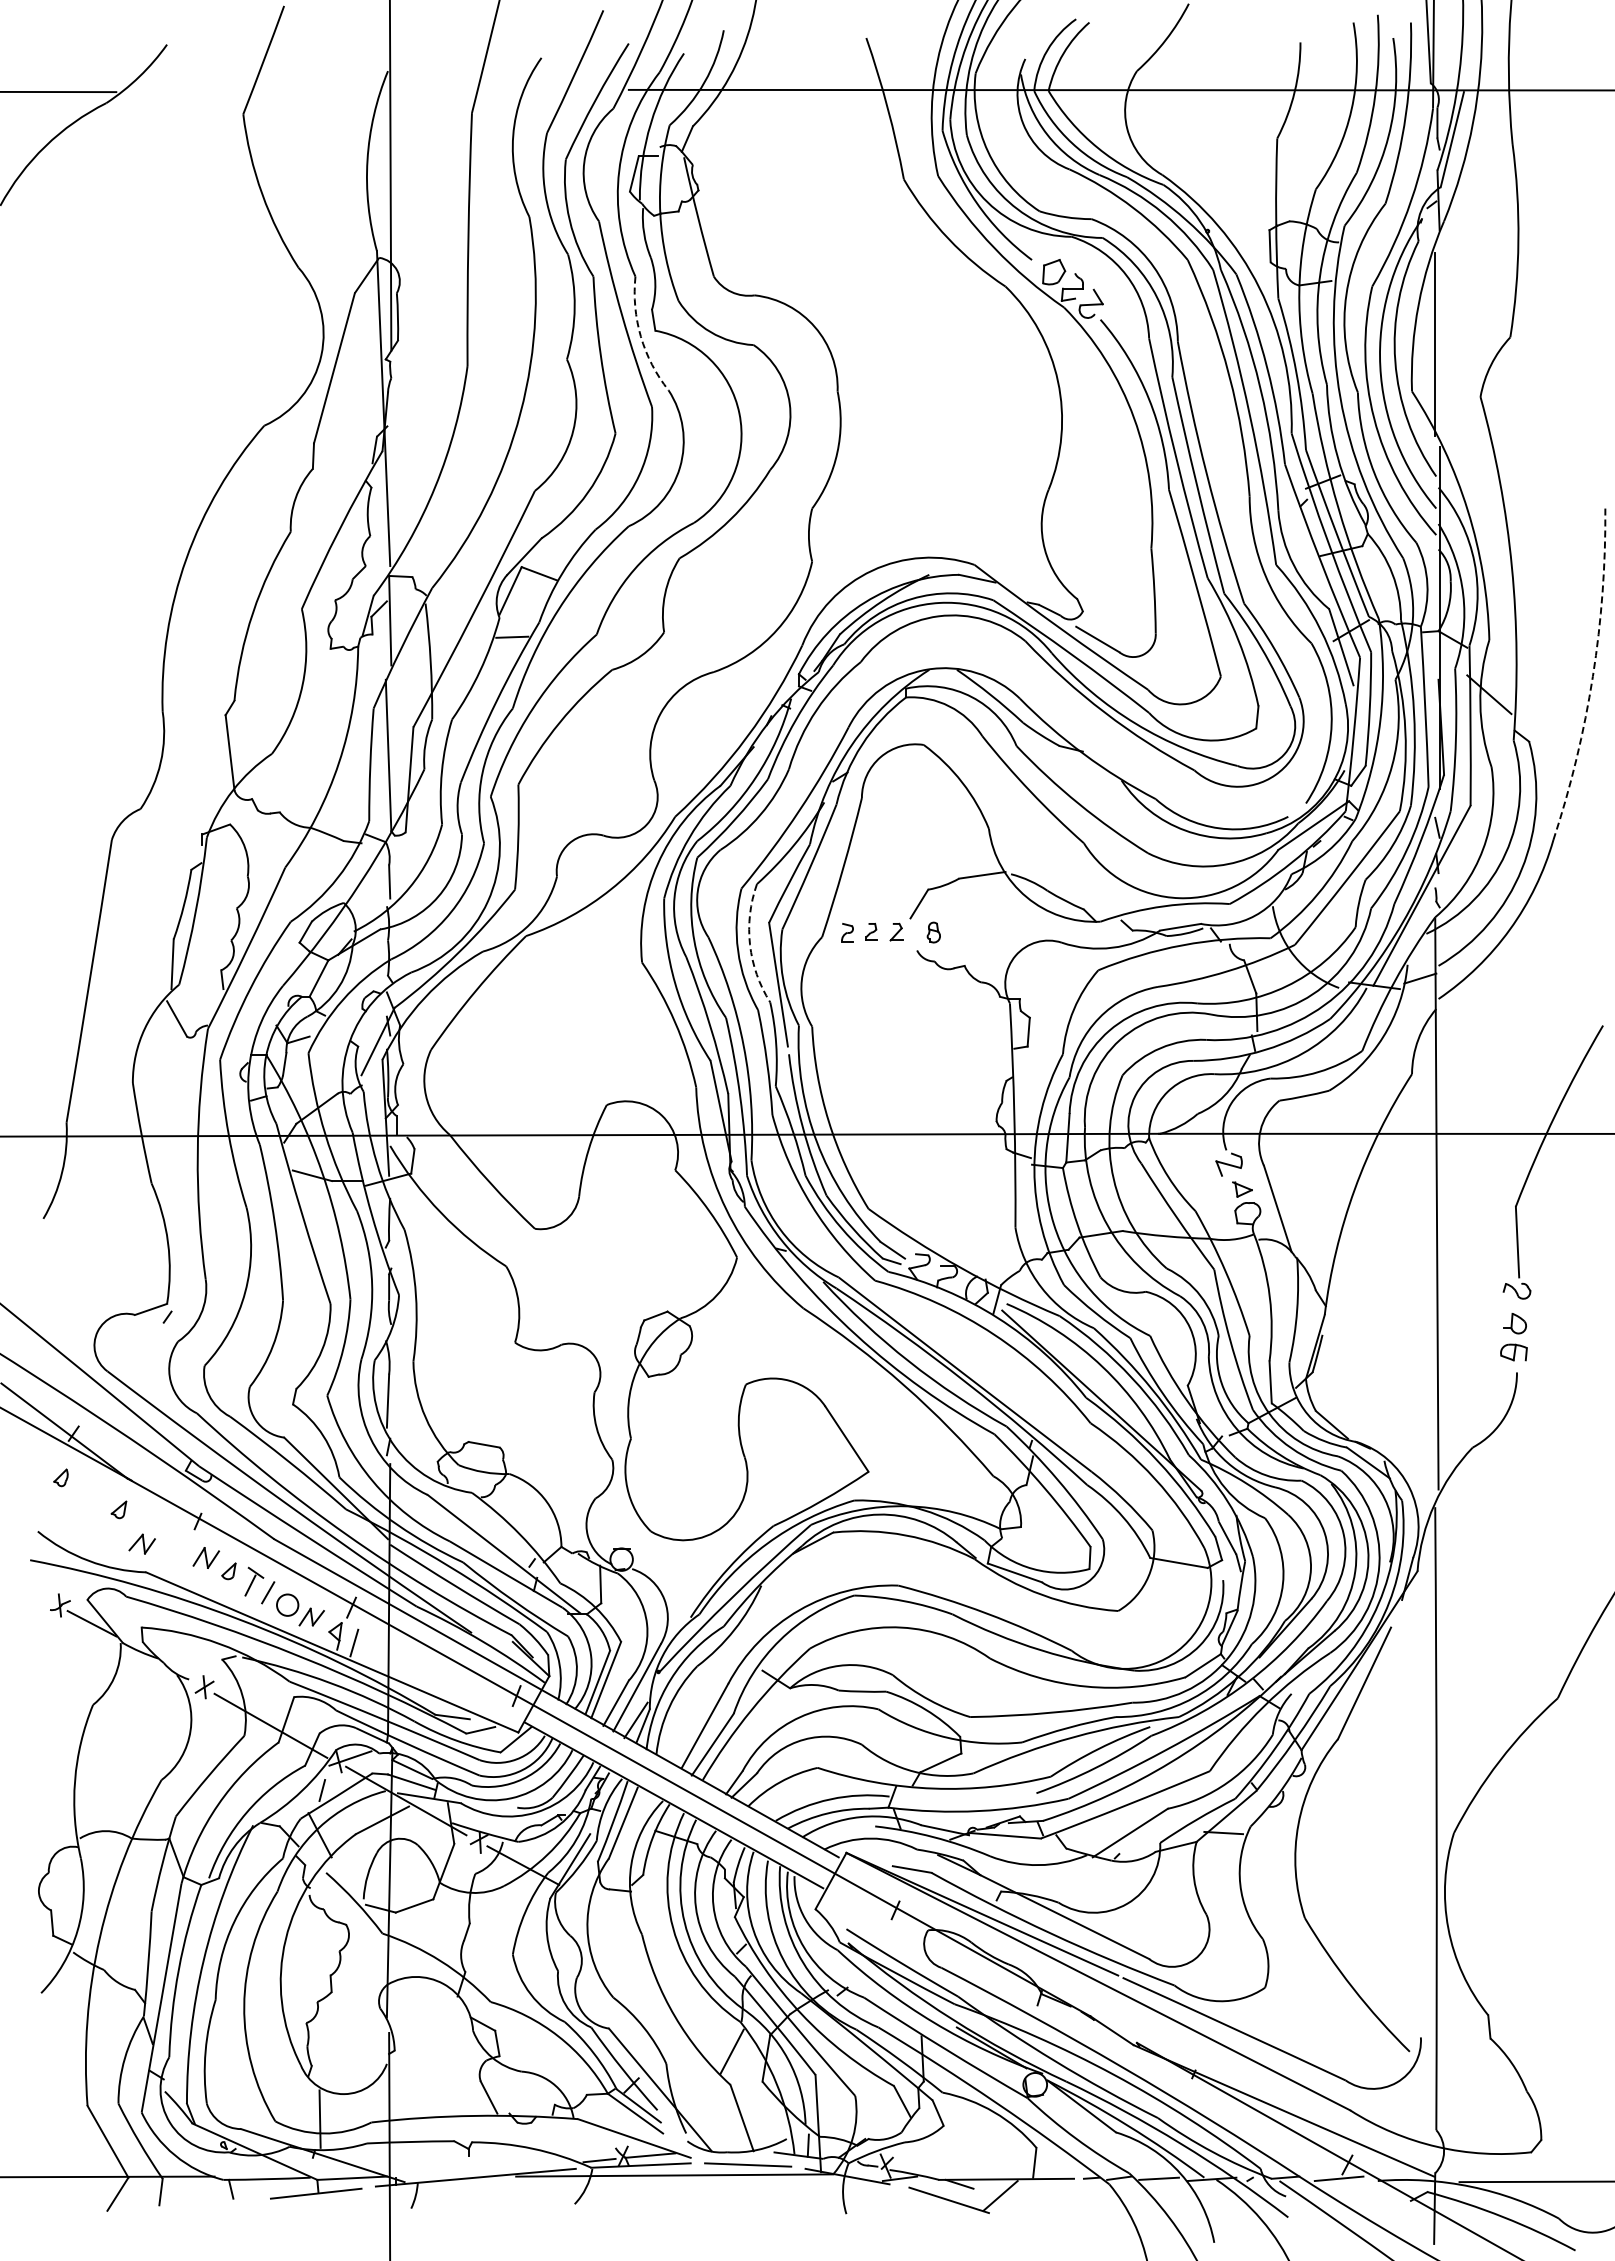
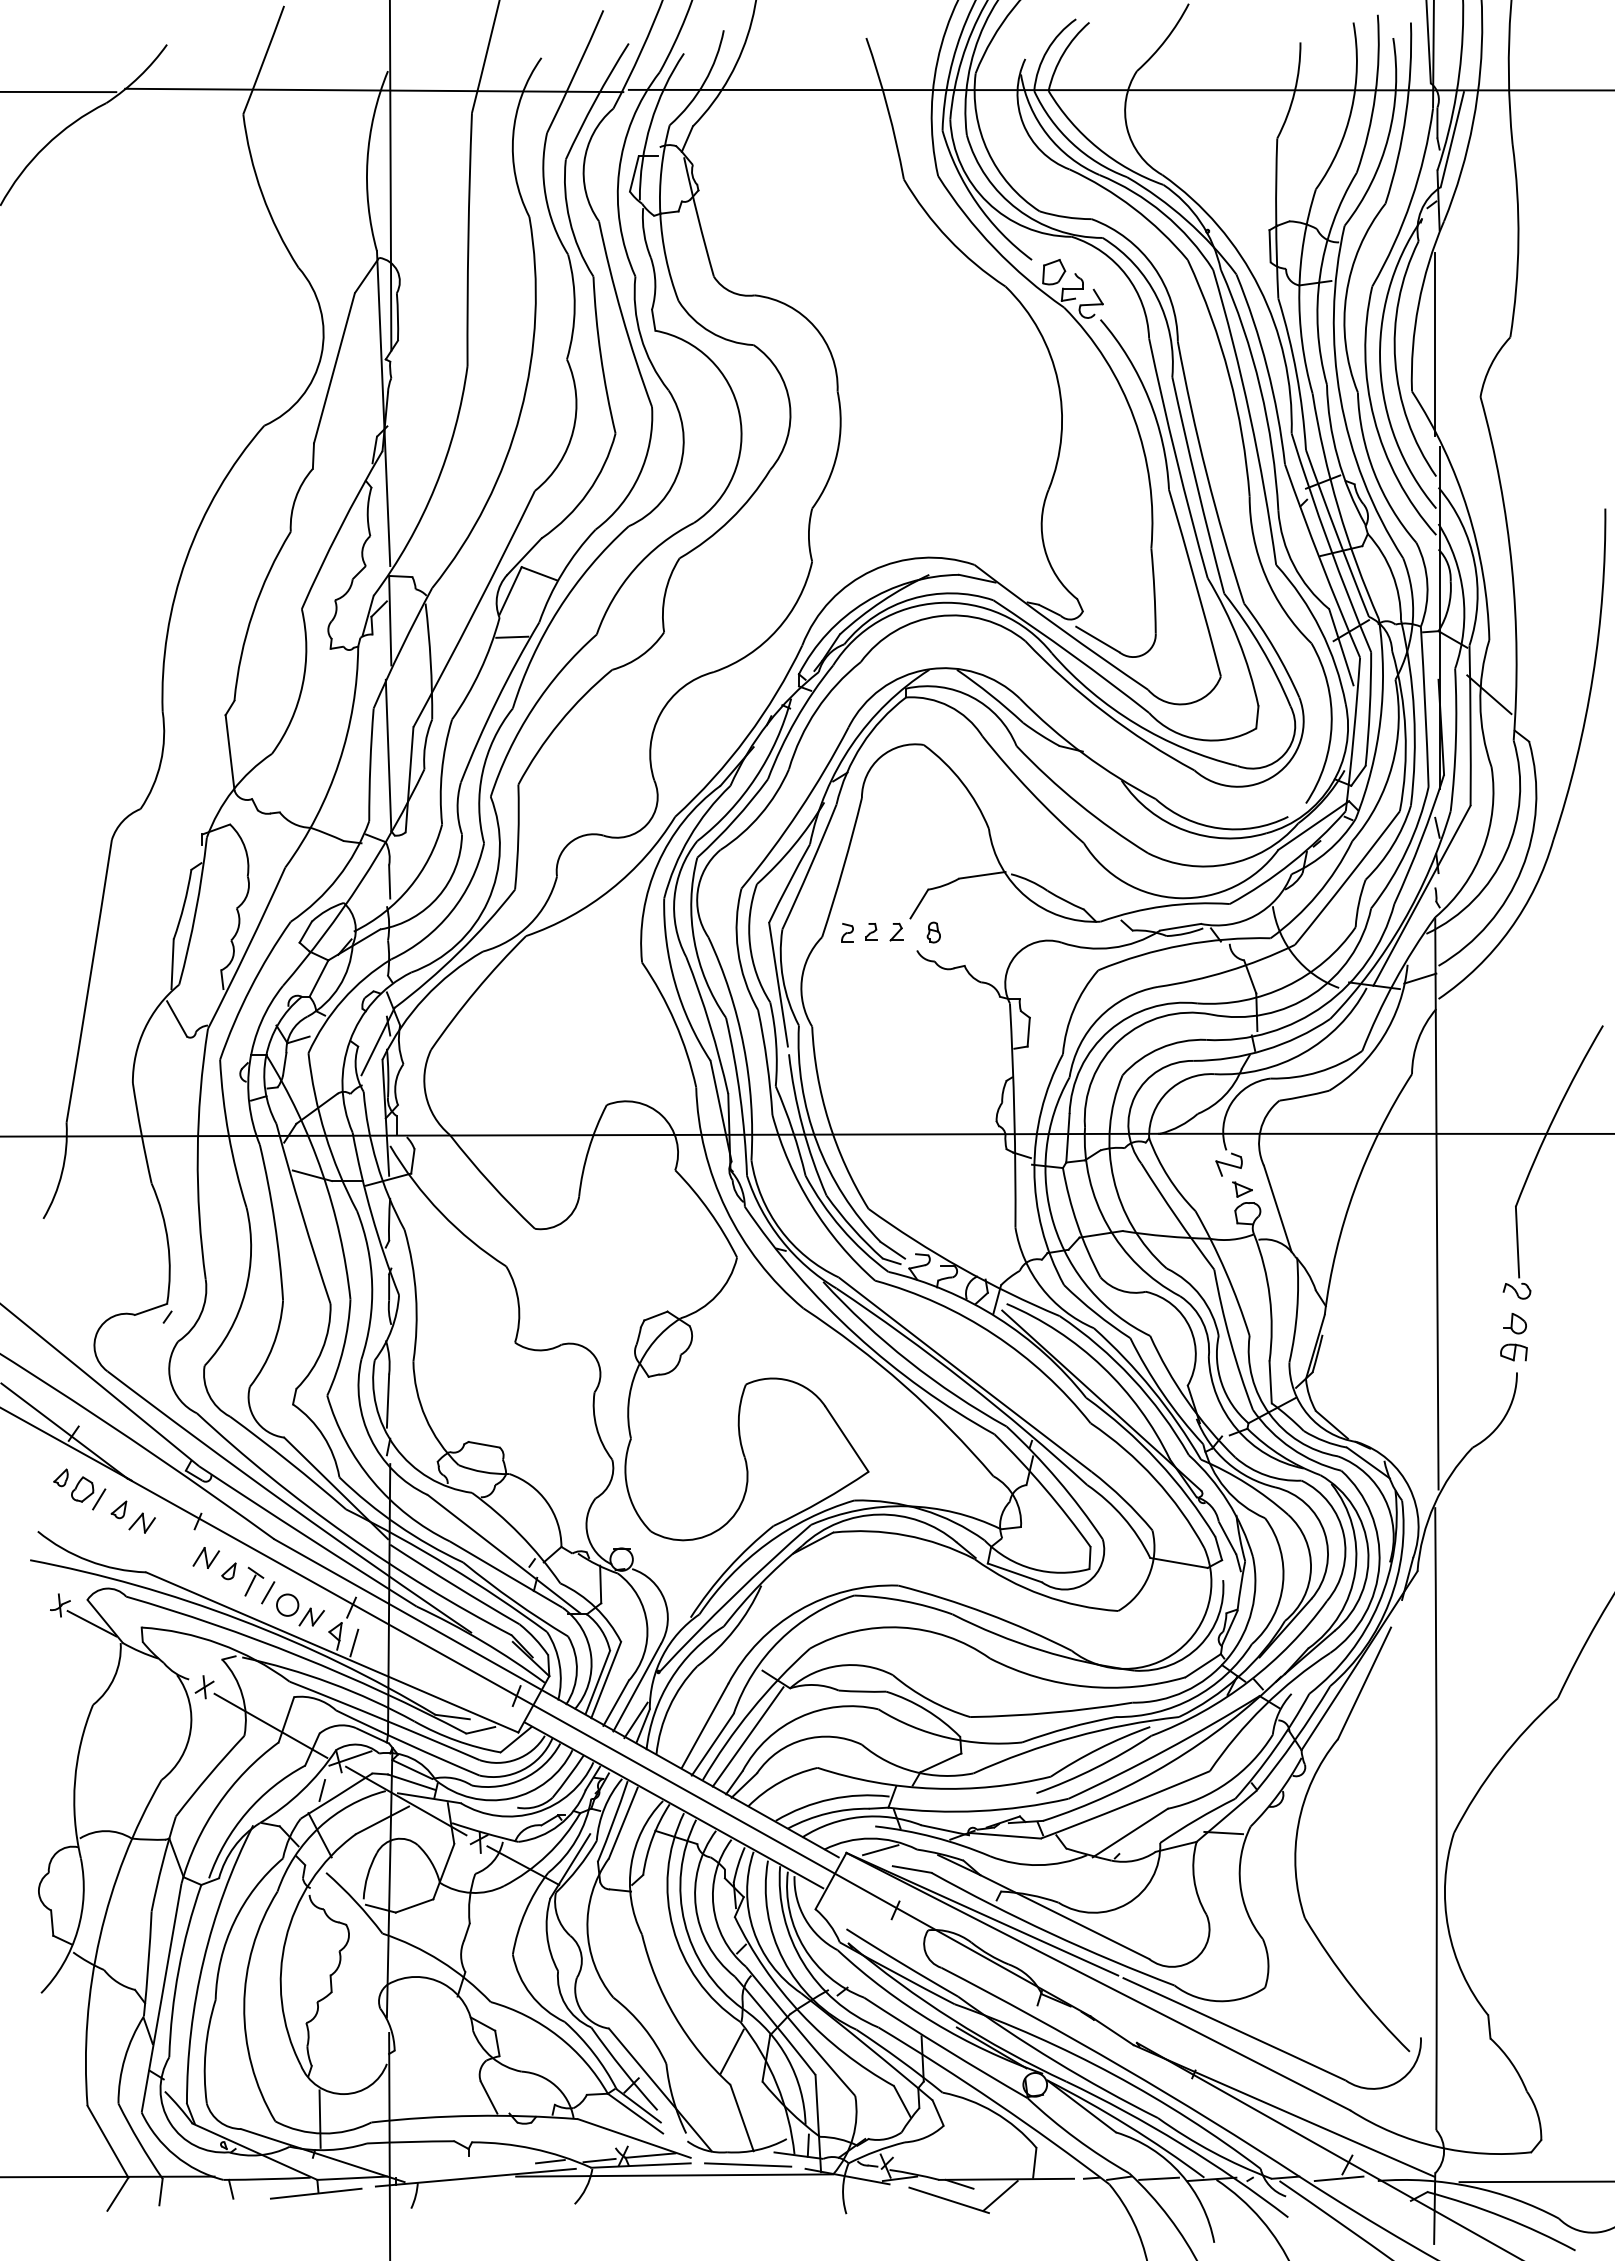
line: none -> present (374, 90)
arc: dashed -> solid (640, 336)
arc: dashed -> solid (1592, 676)
arc: dashed -> solid (750, 944)
part: none -> present (88, 1493)
part position: (141, 1543) -> (141, 1522) (141, 1522)
line: none -> present (747, 1736)
line: none -> present (880, 1850)
line: none -> present (550, 2161)
